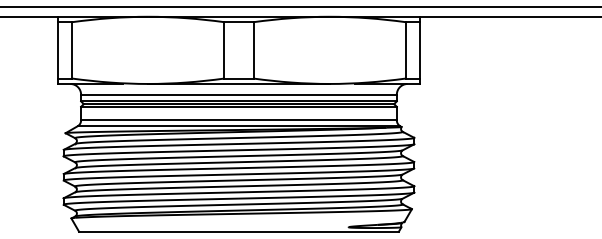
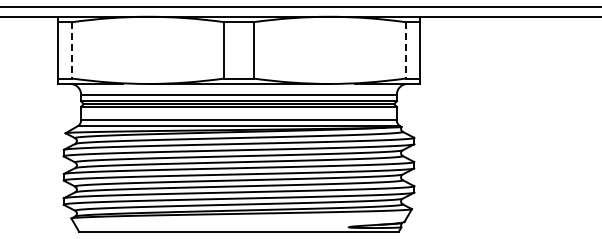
line: solid -> dashed (72, 50)
line: solid -> dashed (405, 50)
